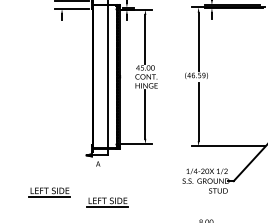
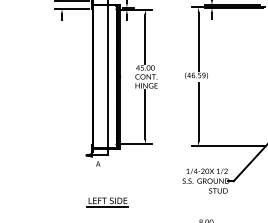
part: present -> none (49, 192)
